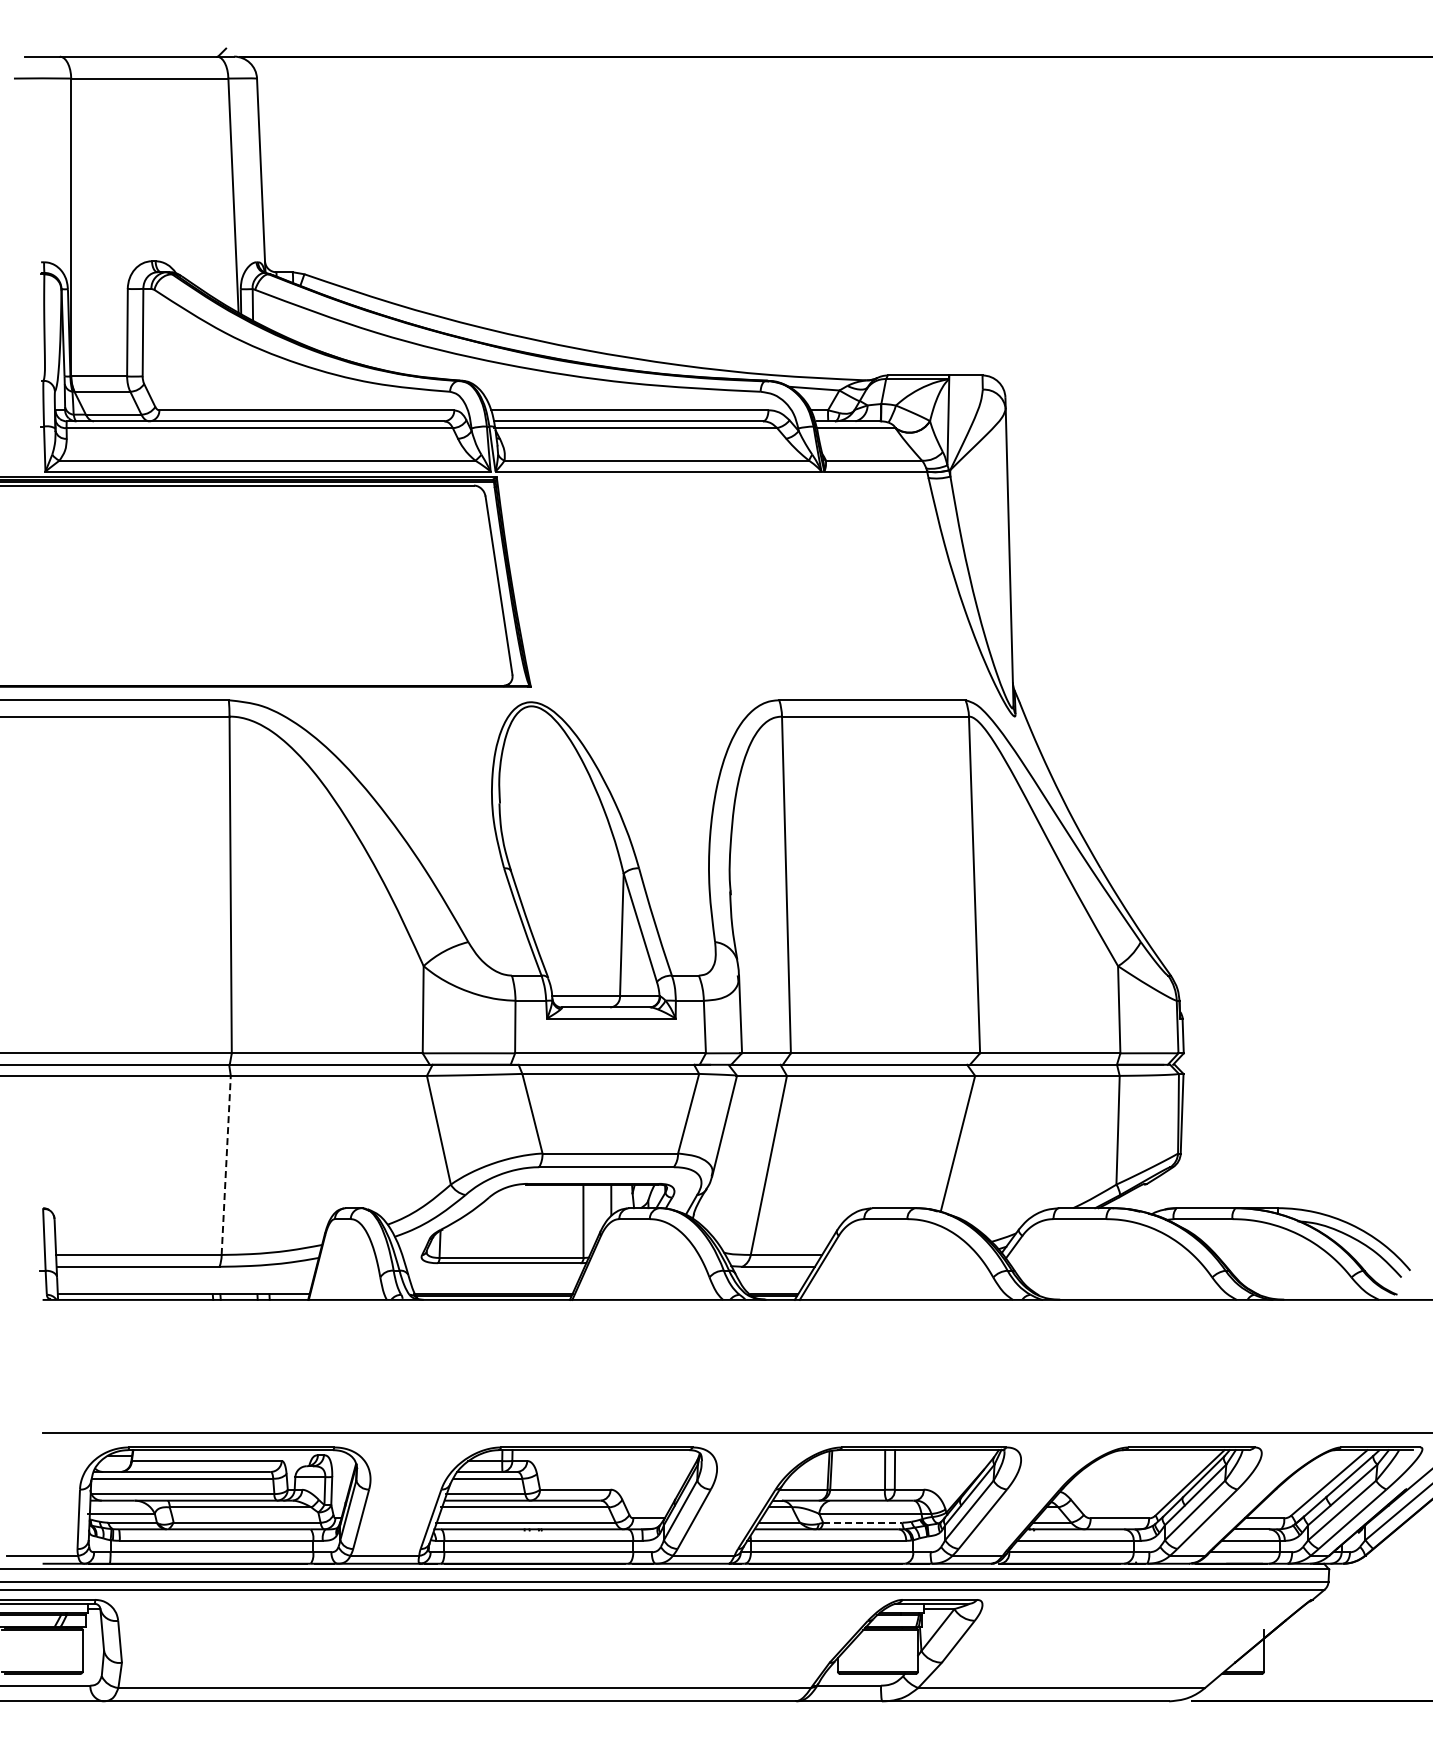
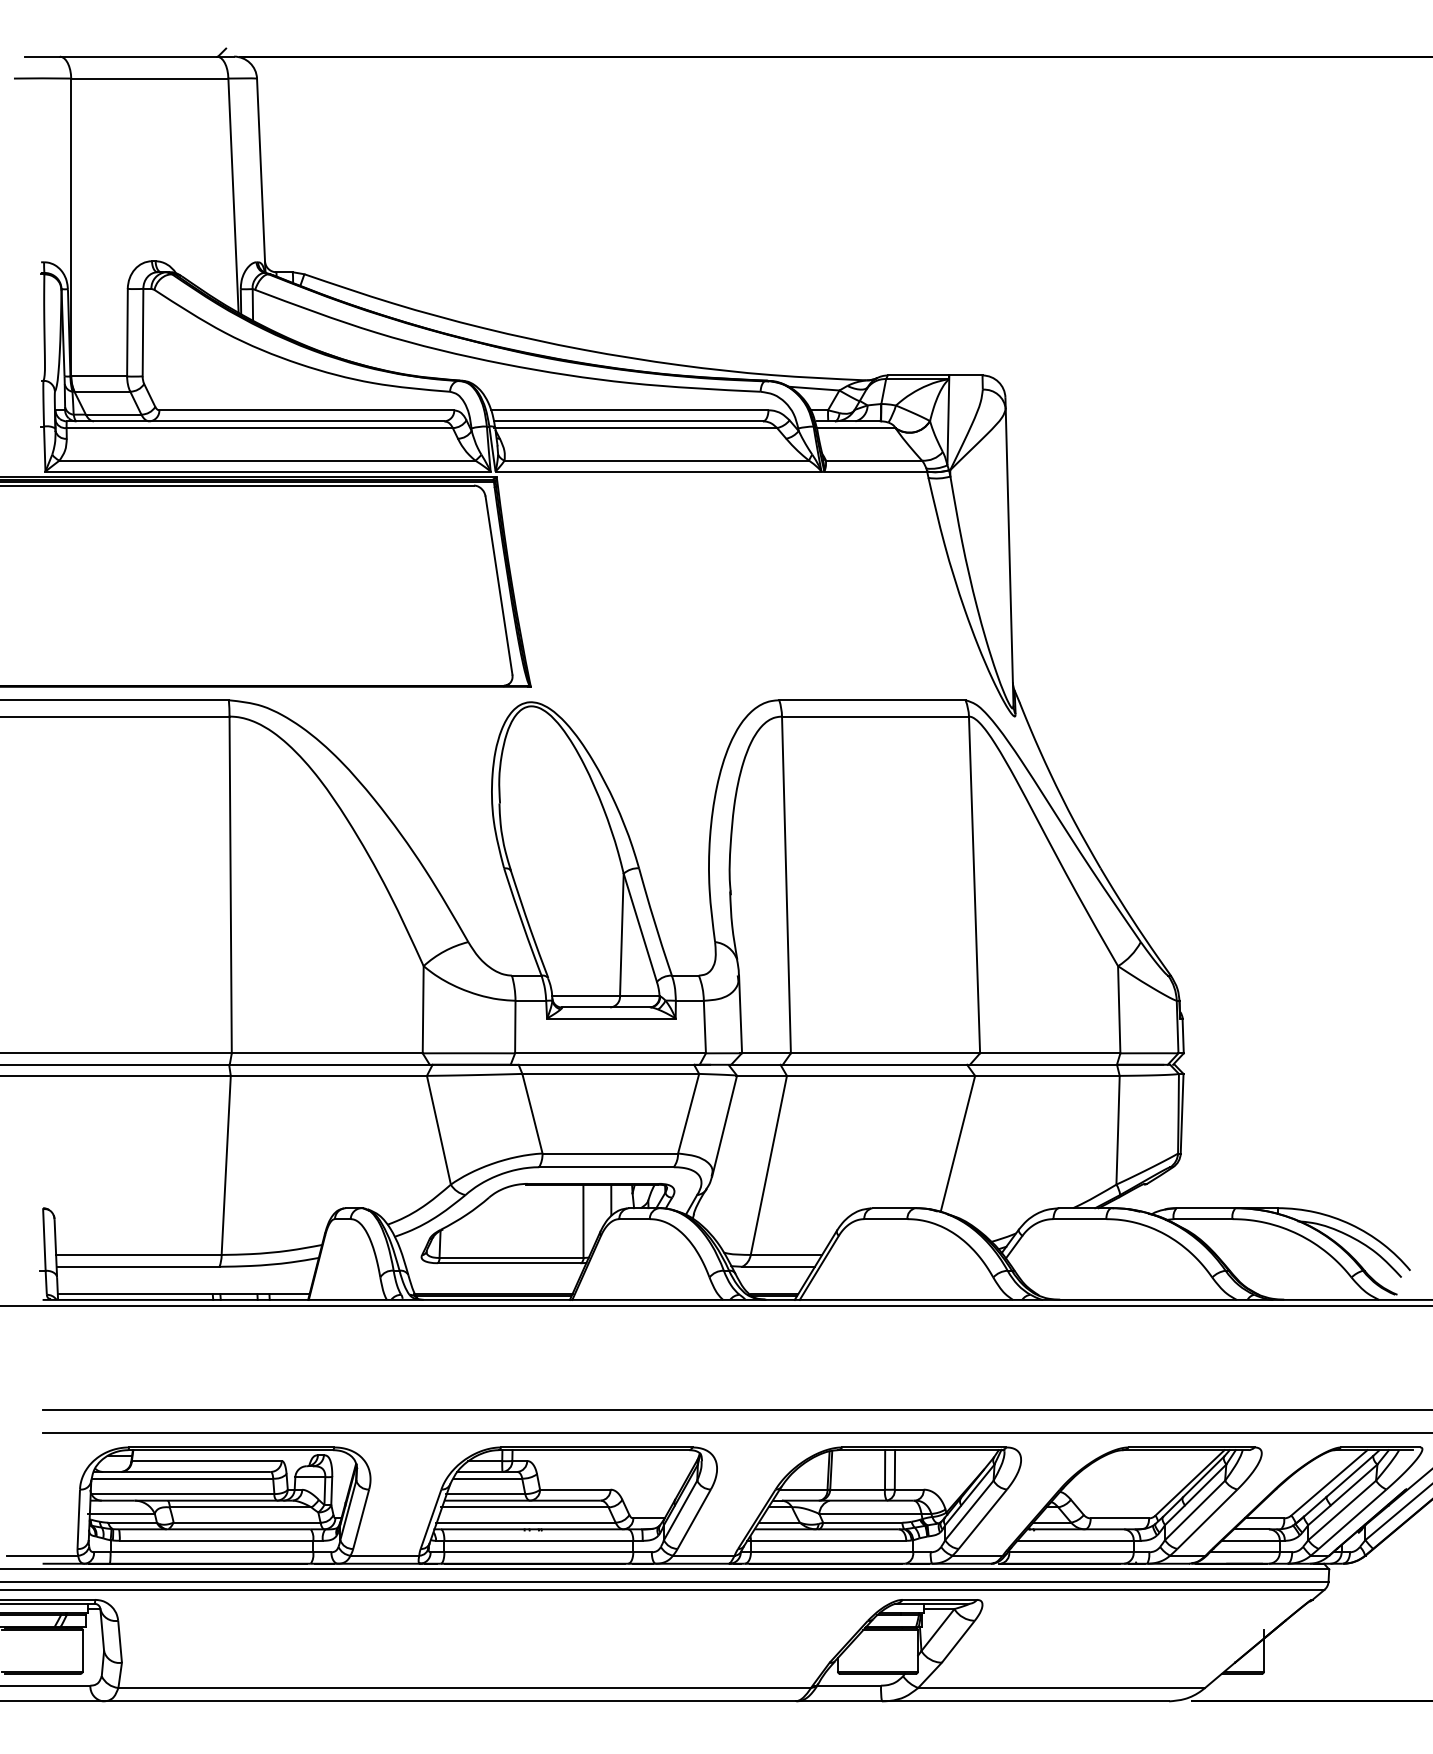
line: dashed -> solid (226, 1165)
line: none -> present (715, 1306)
line: none -> present (735, 1409)
line: dashed -> solid (862, 1522)
